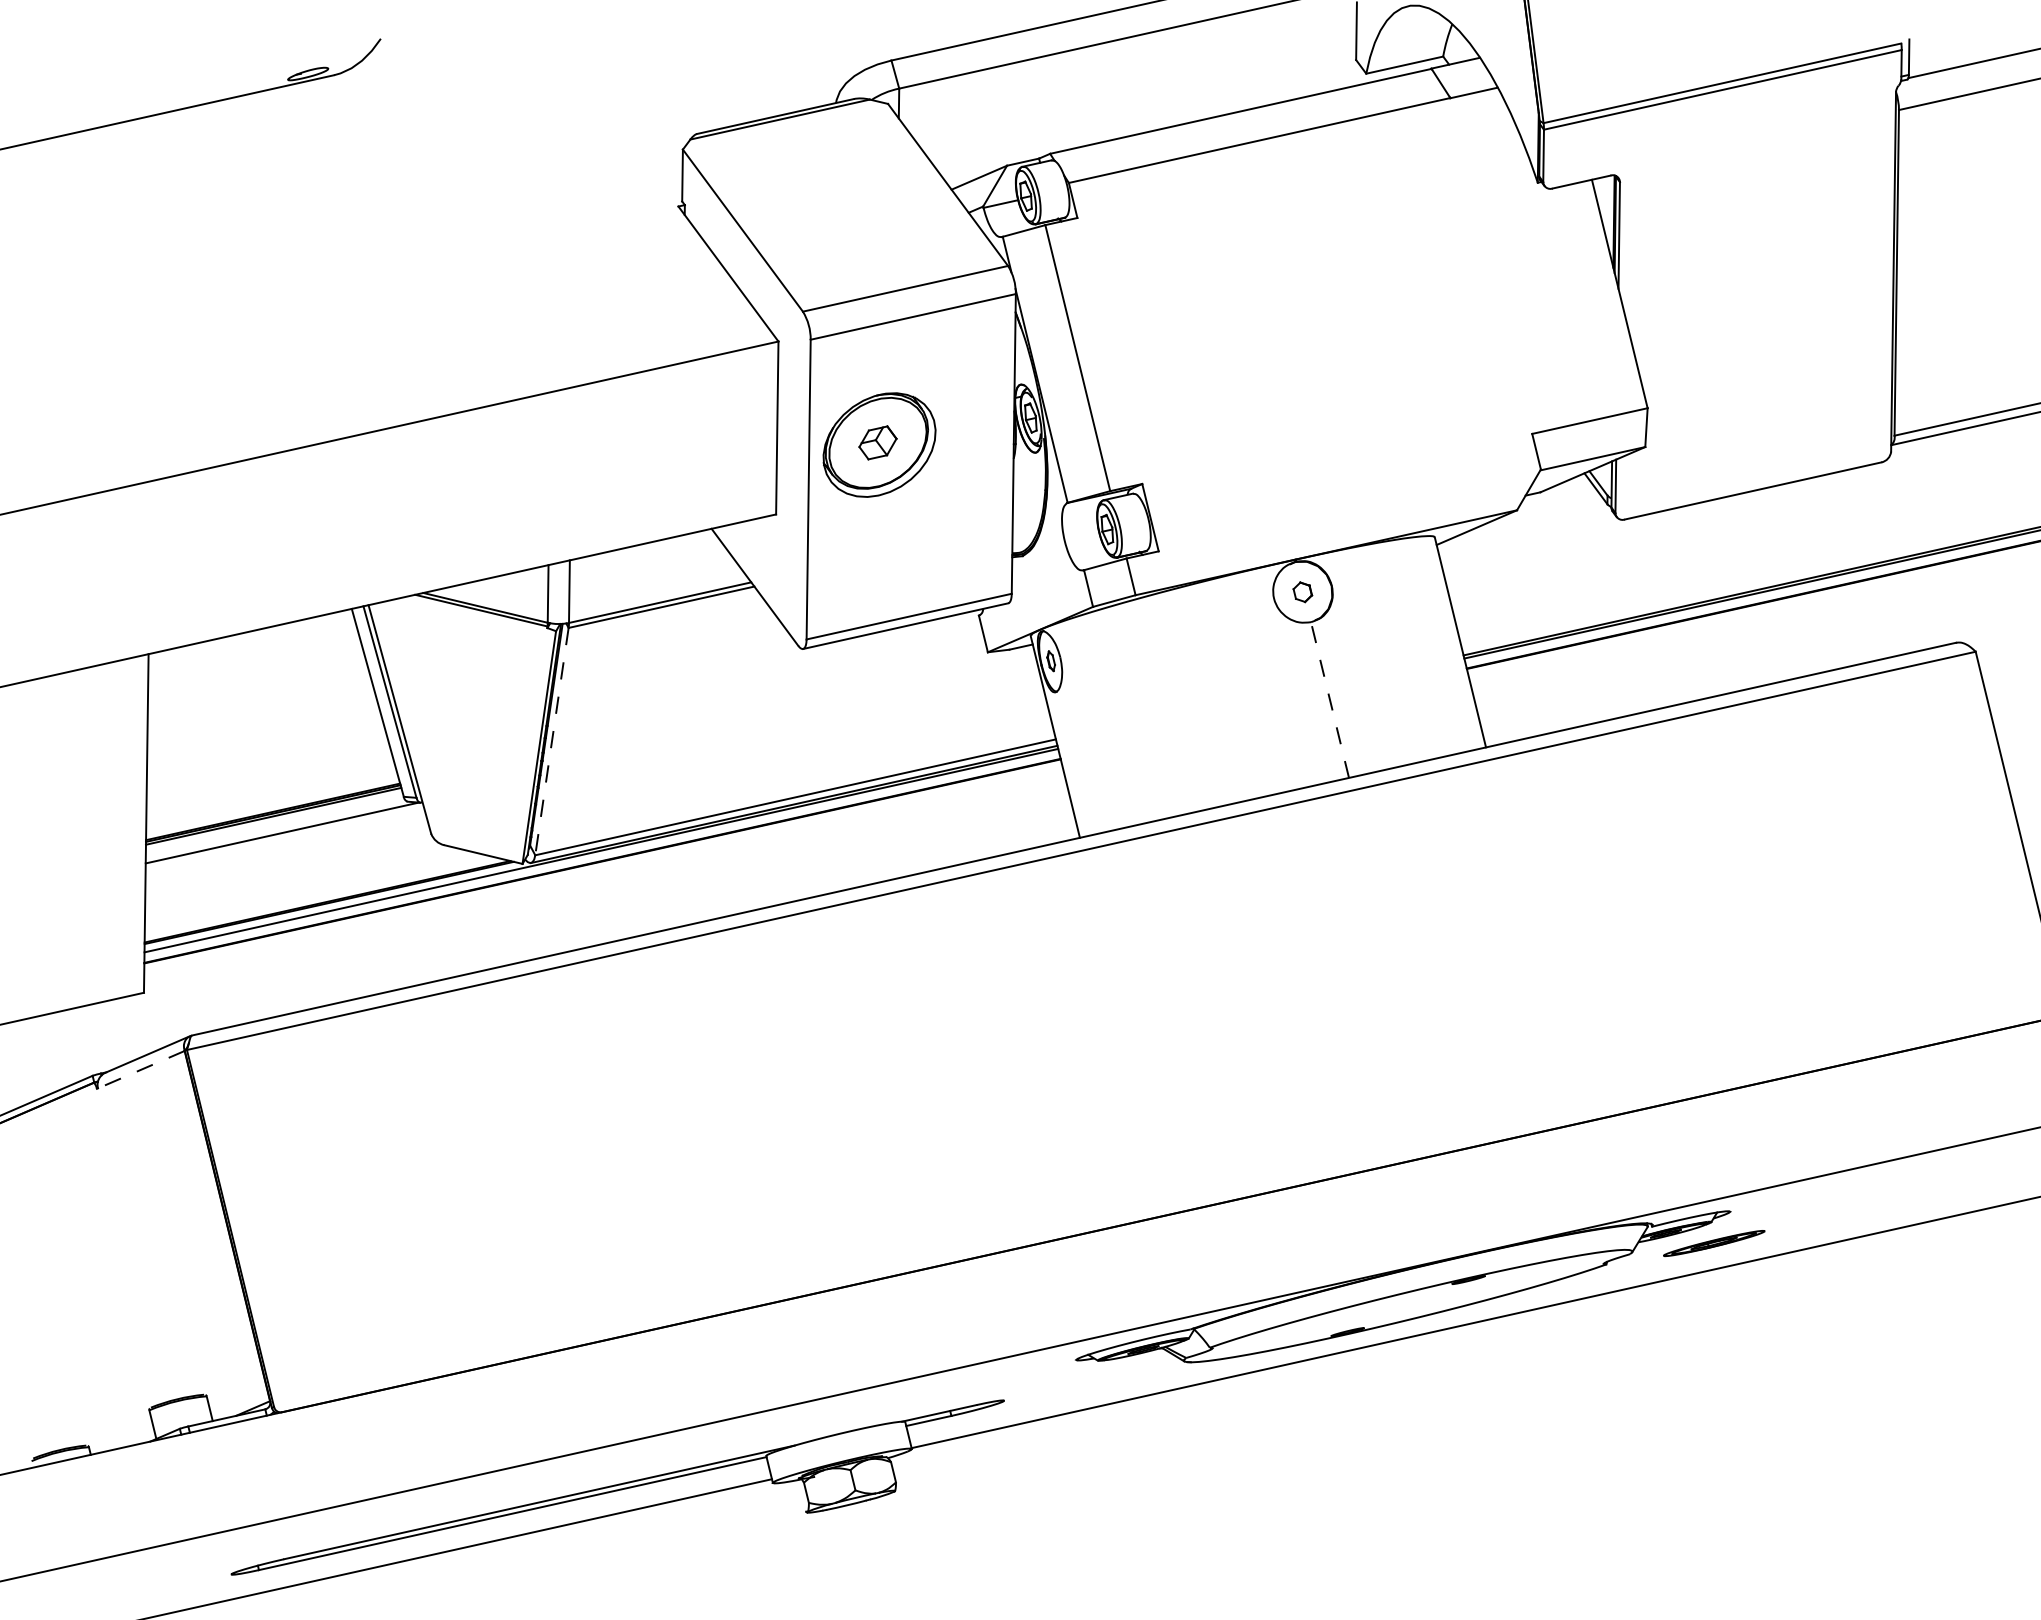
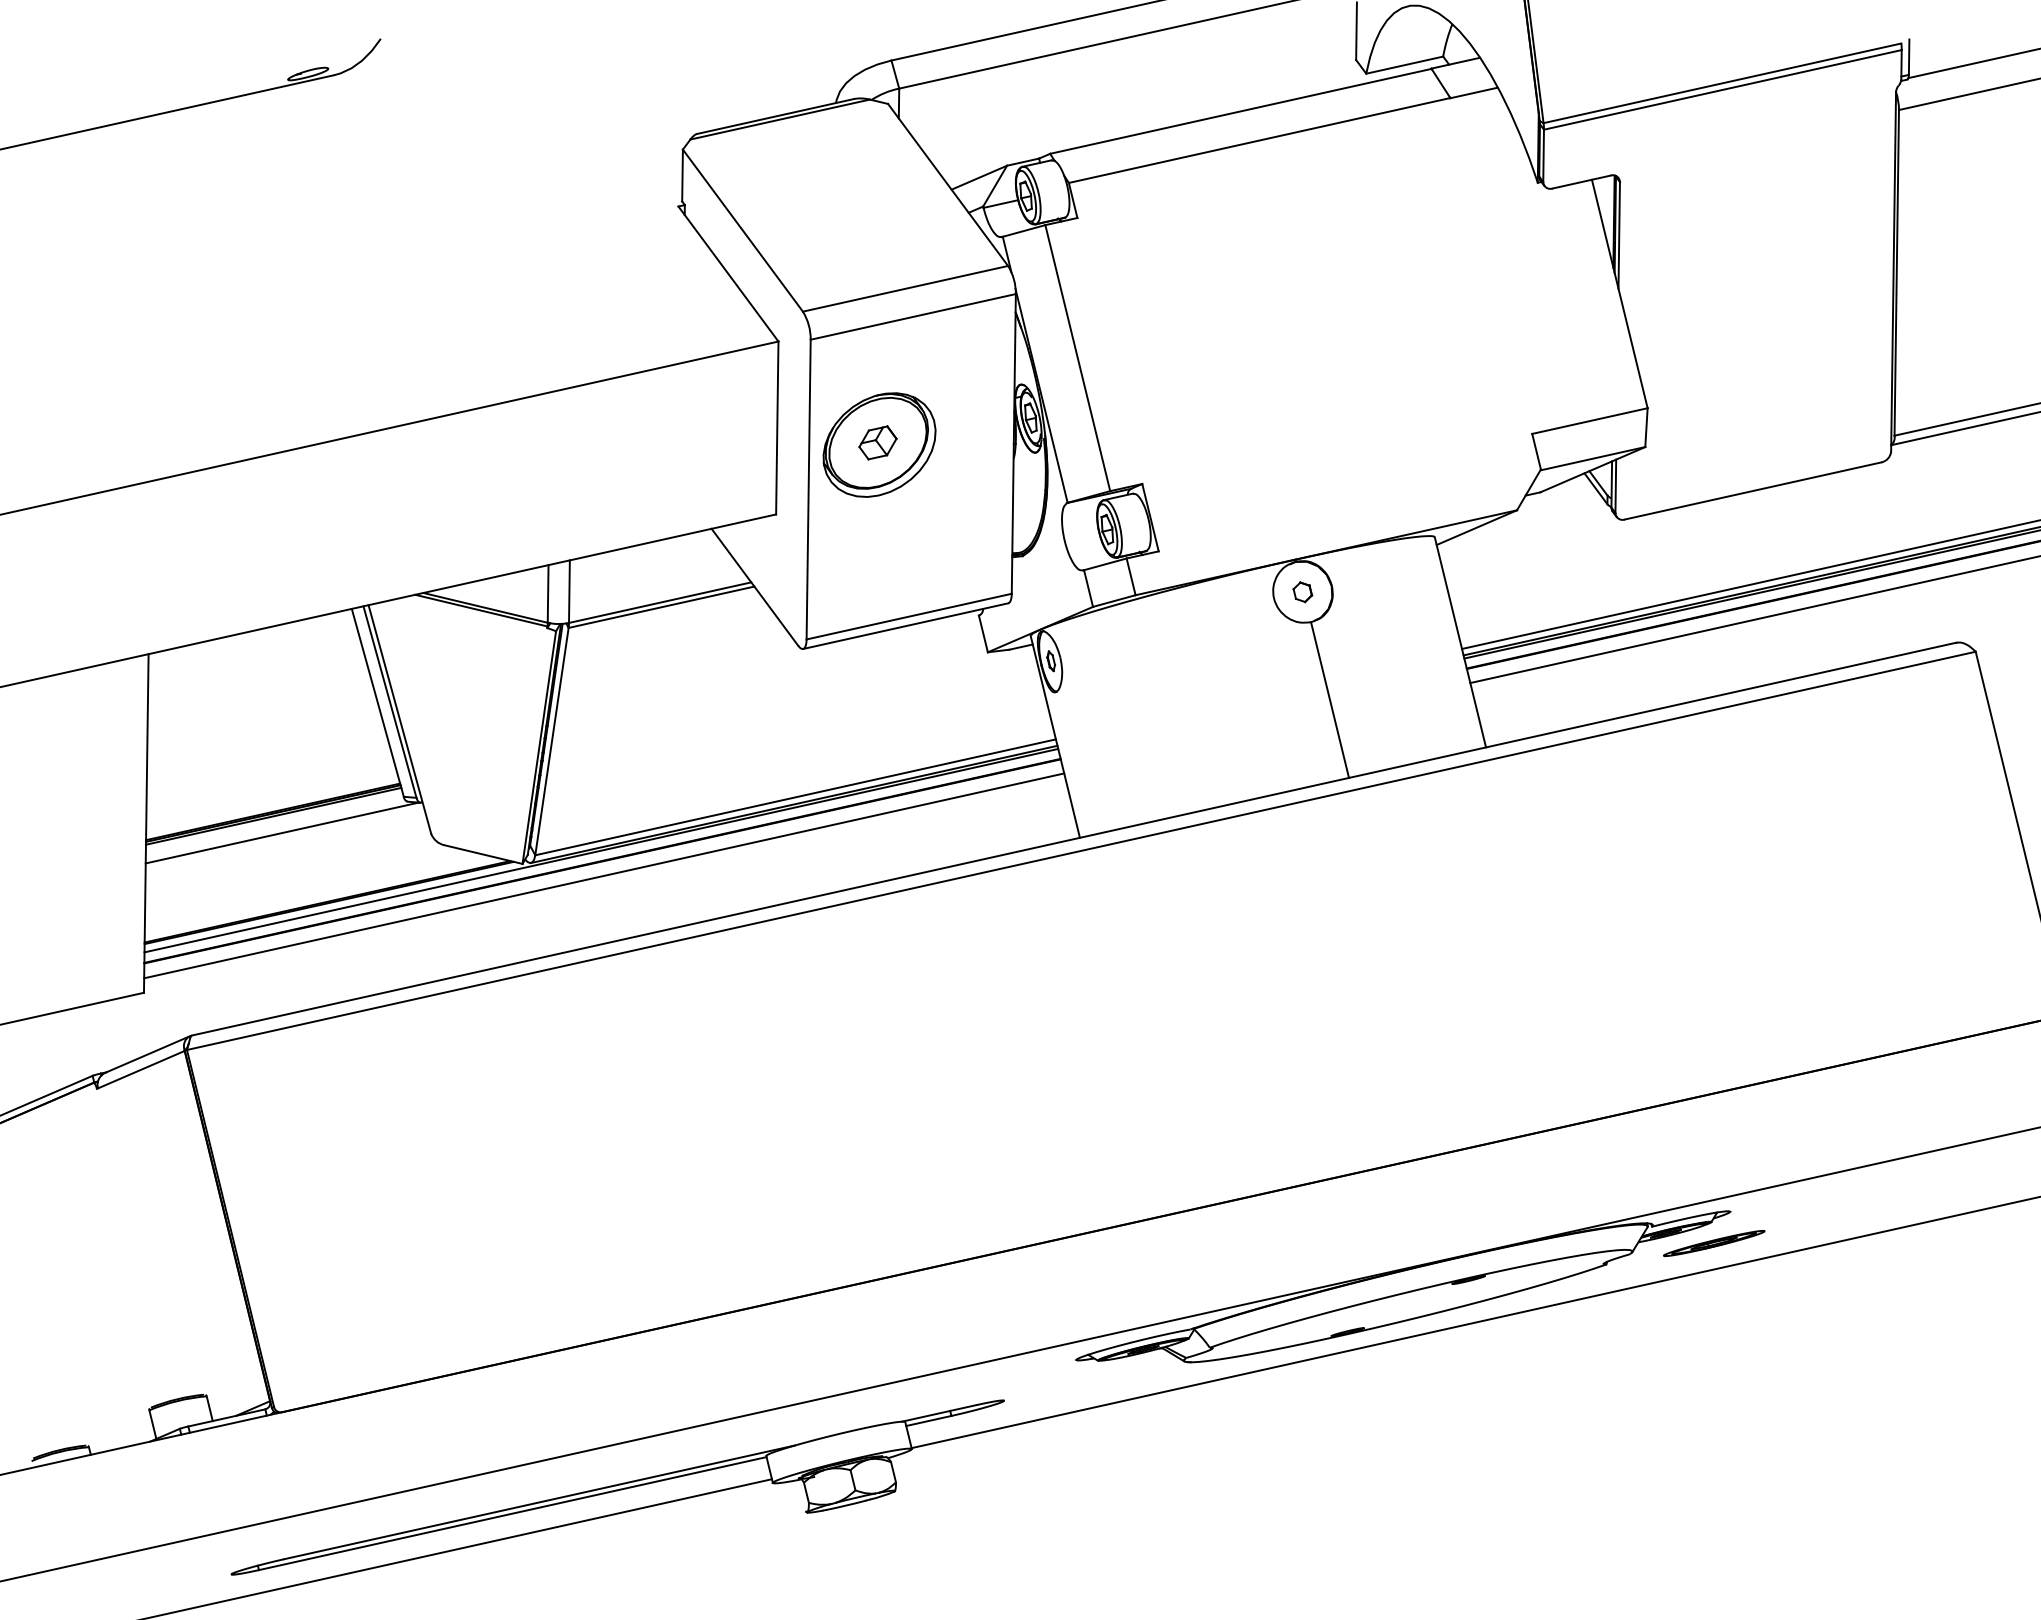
line: none -> present (1749, 584)
line: none -> present (1753, 619)
line: dashed -> solid (1329, 699)
line: dashed -> solid (551, 741)
line: none -> present (604, 875)
line: dashed -> solid (140, 1069)
